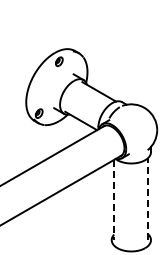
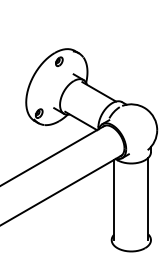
line: dashed -> solid (148, 198)
line: dashed -> solid (114, 200)
